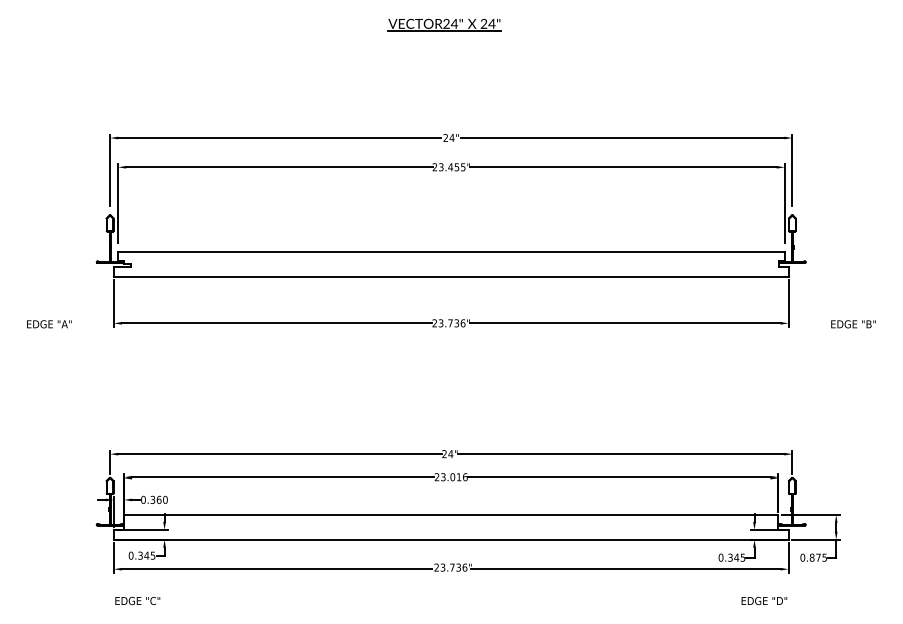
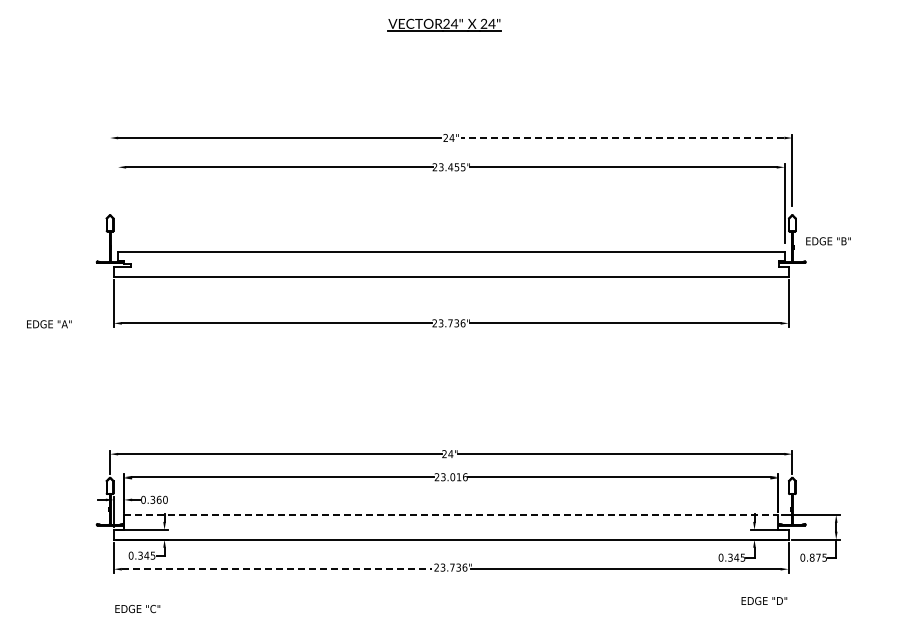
line: solid -> dashed (622, 138)
line: present -> none (110, 170)
line: present -> none (118, 203)
text position: (853, 324) -> (828, 241) (828, 241)
line: solid -> dashed (451, 514)
line: solid -> dashed (276, 569)
text position: (137, 601) -> (137, 609) (137, 609)
